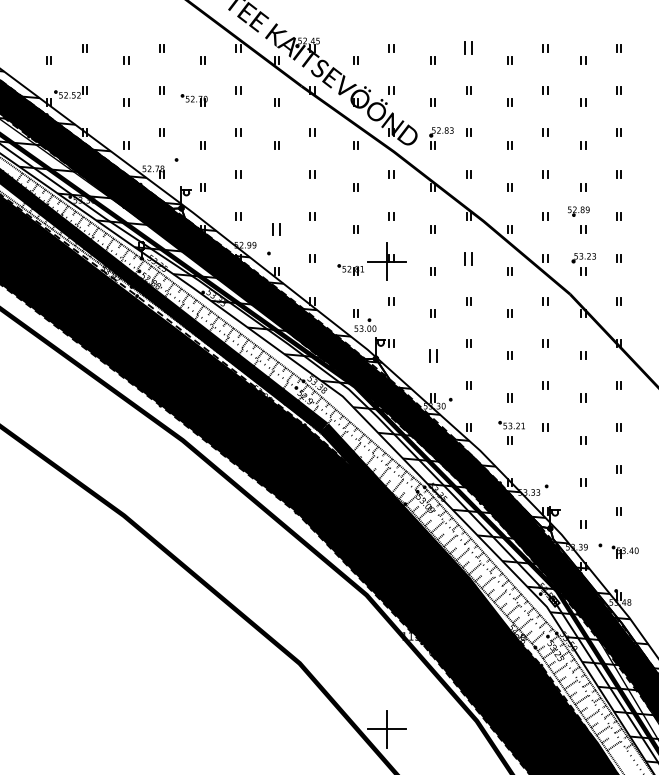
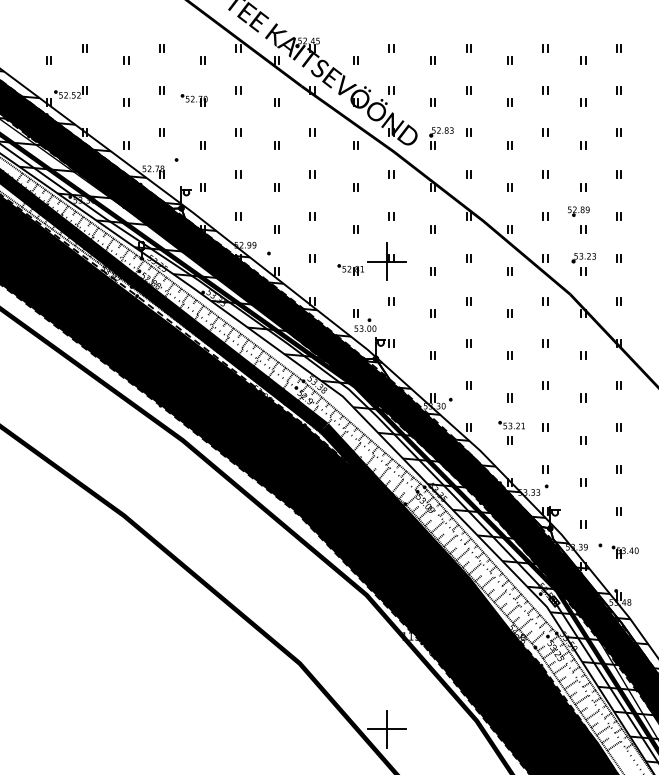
part size: 9x14 px -> 6x9 px (468, 48)
part: none -> present (276, 187)
part size: 9x13 px -> 6x9 px (276, 229)
part size: 9x14 px -> 6x9 px (468, 258)
part size: 9x14 px -> 6x9 px (432, 355)
part: none -> present (545, 469)
